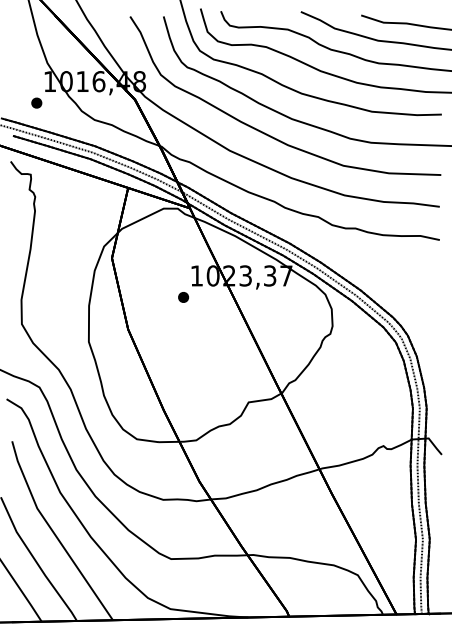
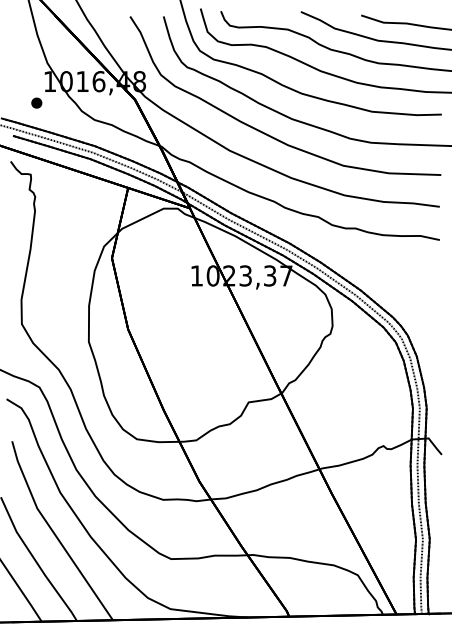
part: present -> none (183, 297)
